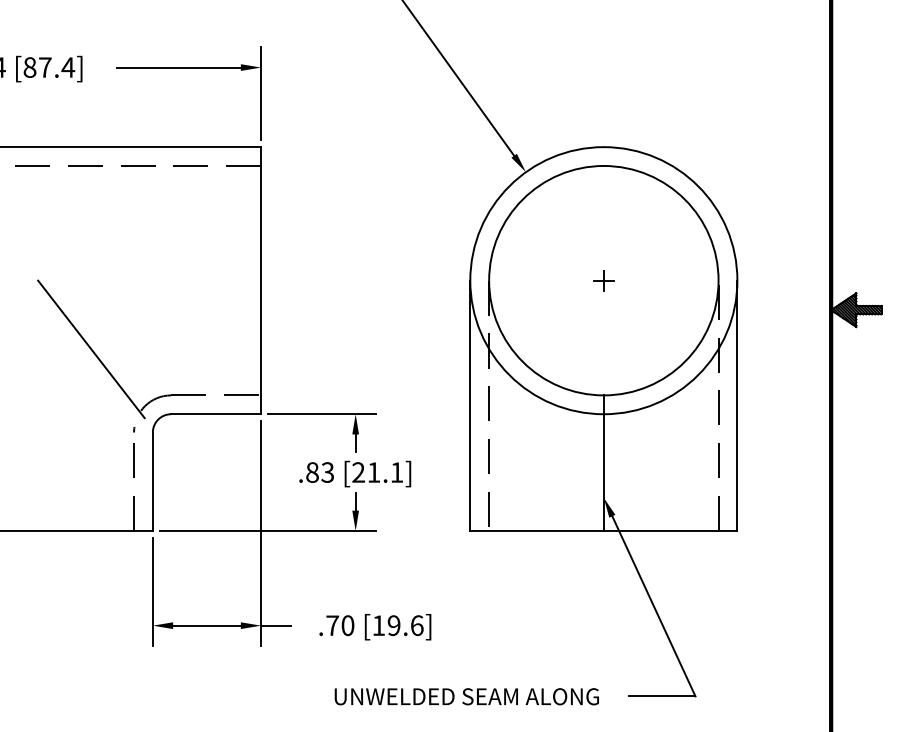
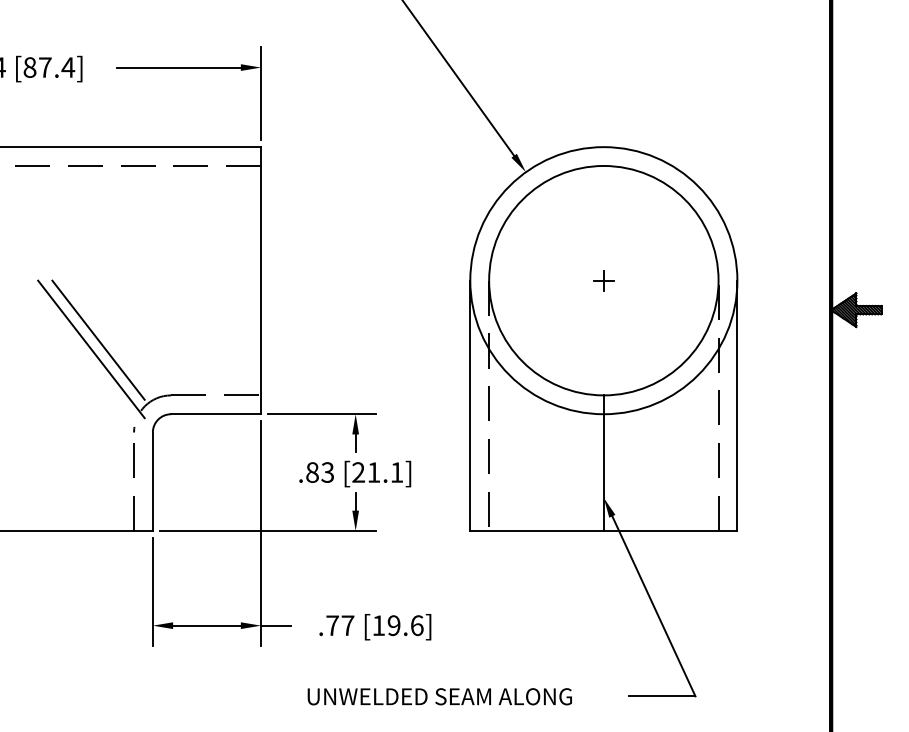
line: none -> present (98, 339)
text: .70 -> .77 (347, 625)
text position: (466, 696) -> (439, 696) (439, 696)
